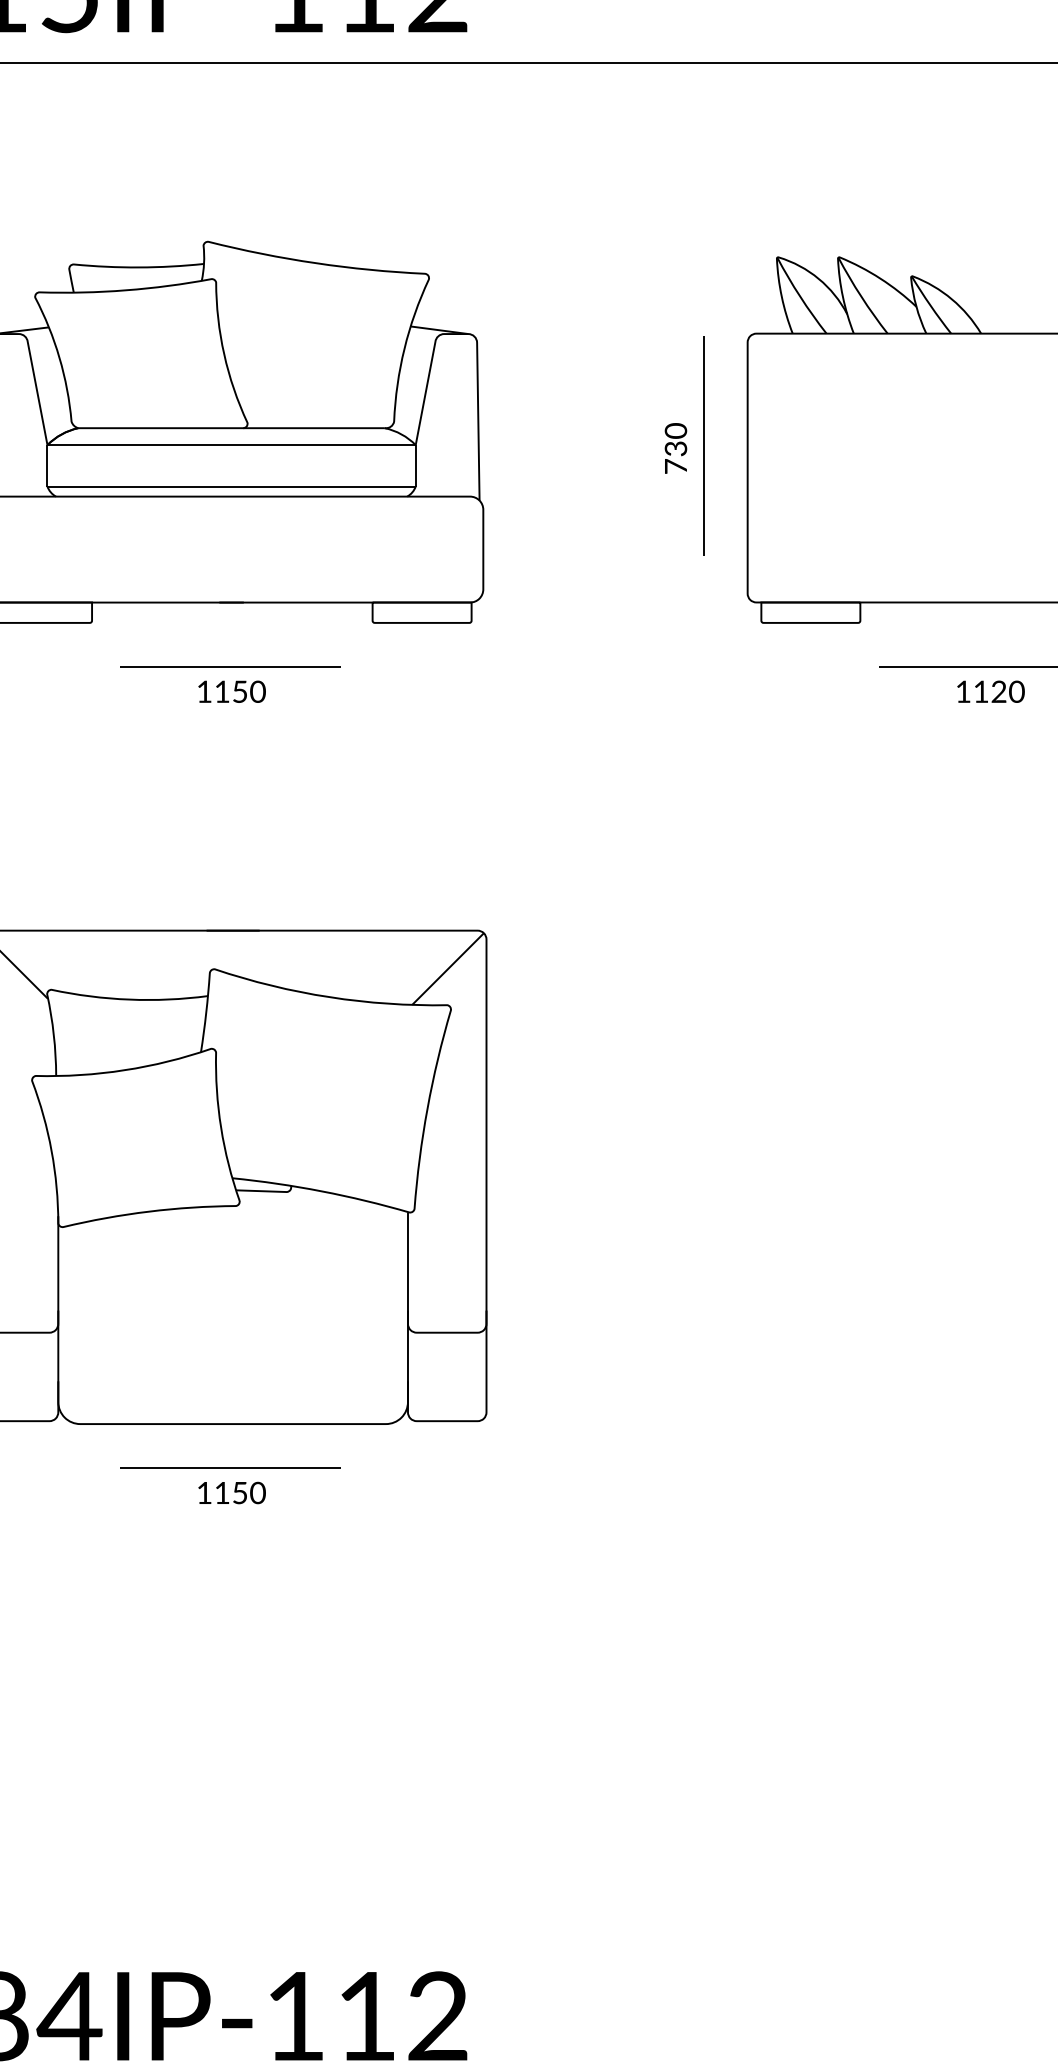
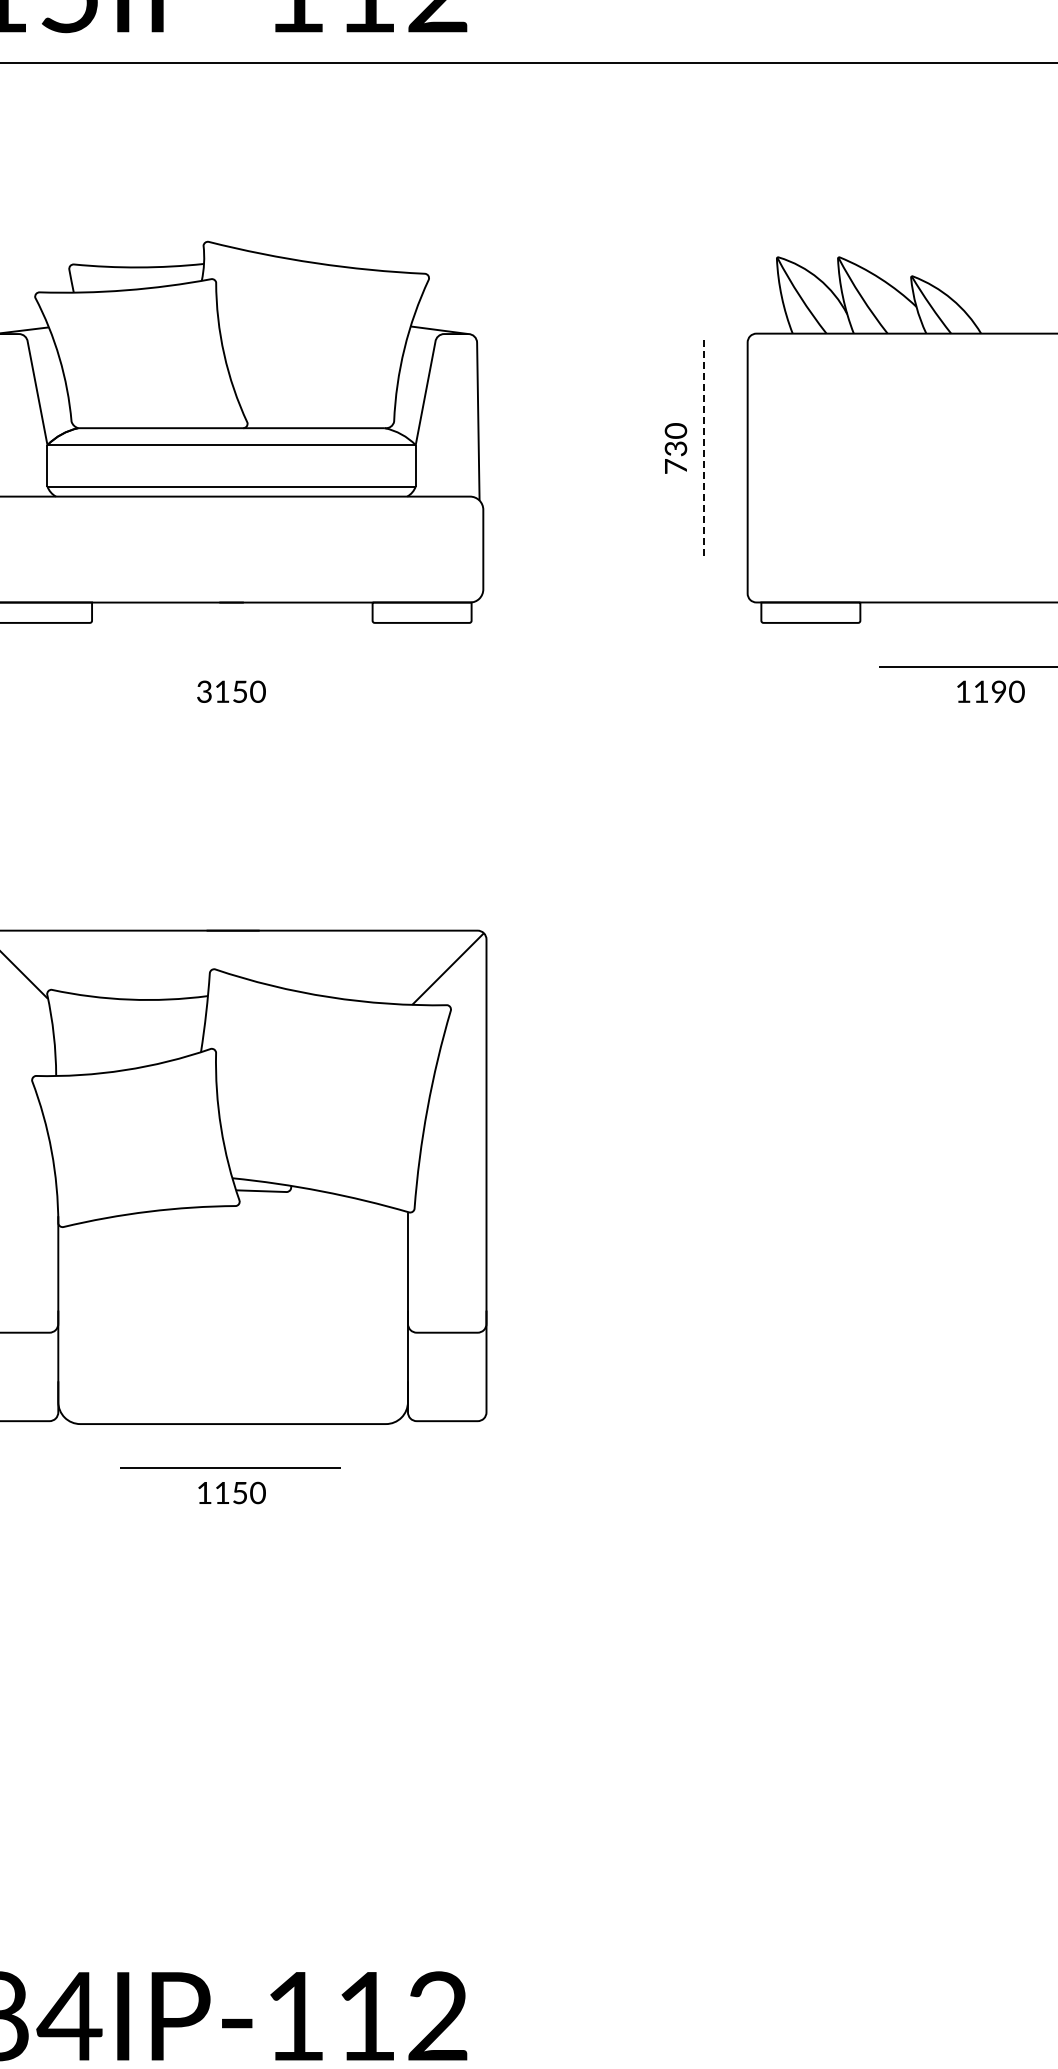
line: solid -> dashed (703, 445)
line: present -> none (230, 666)
text: 1150 -> 3150 (204, 691)
text: 1120 -> 1190 (998, 691)
